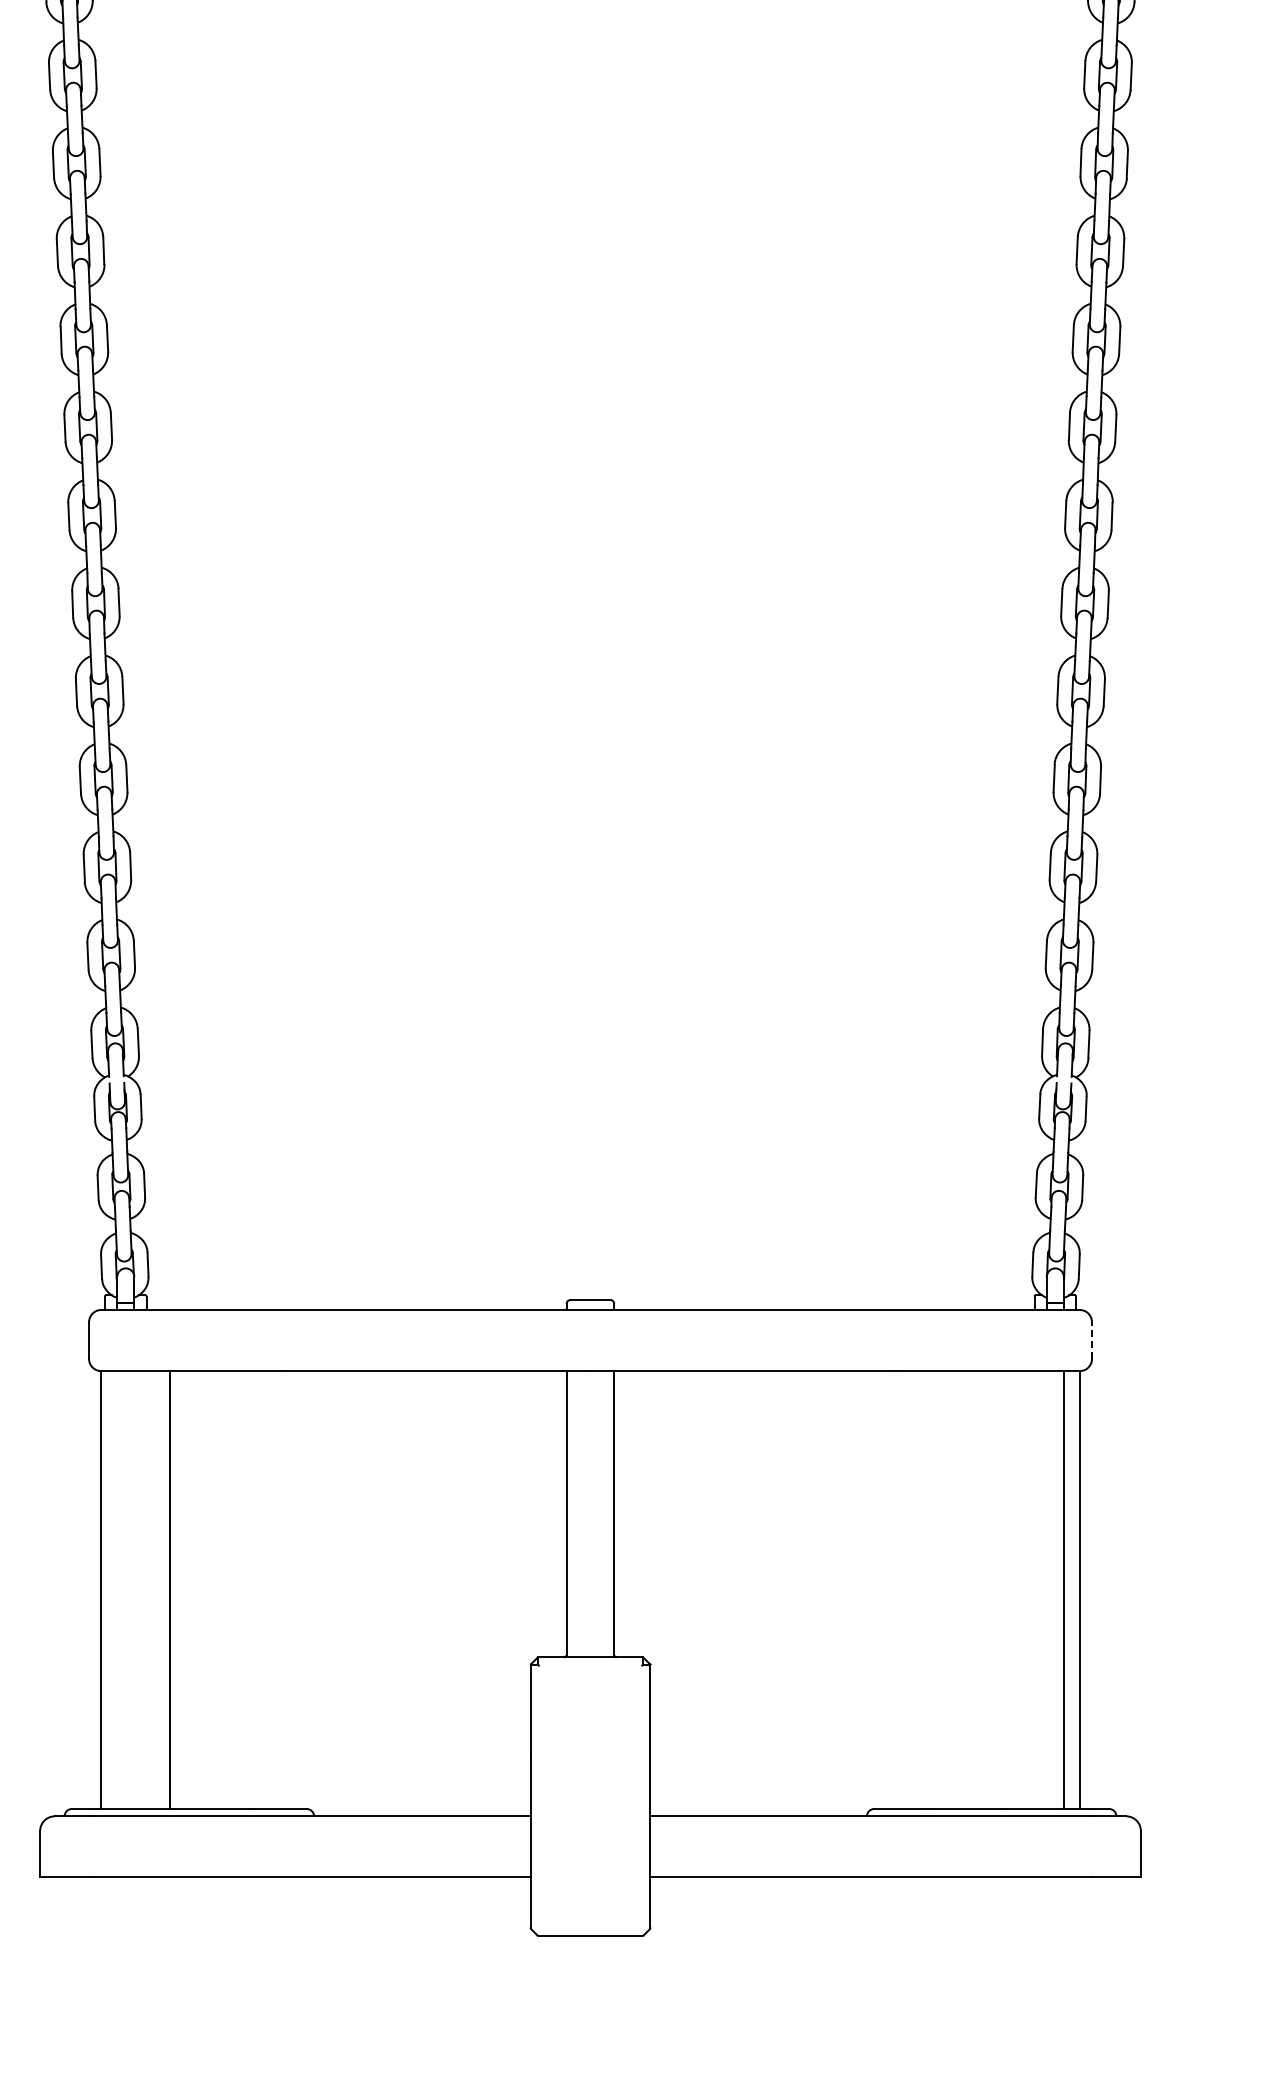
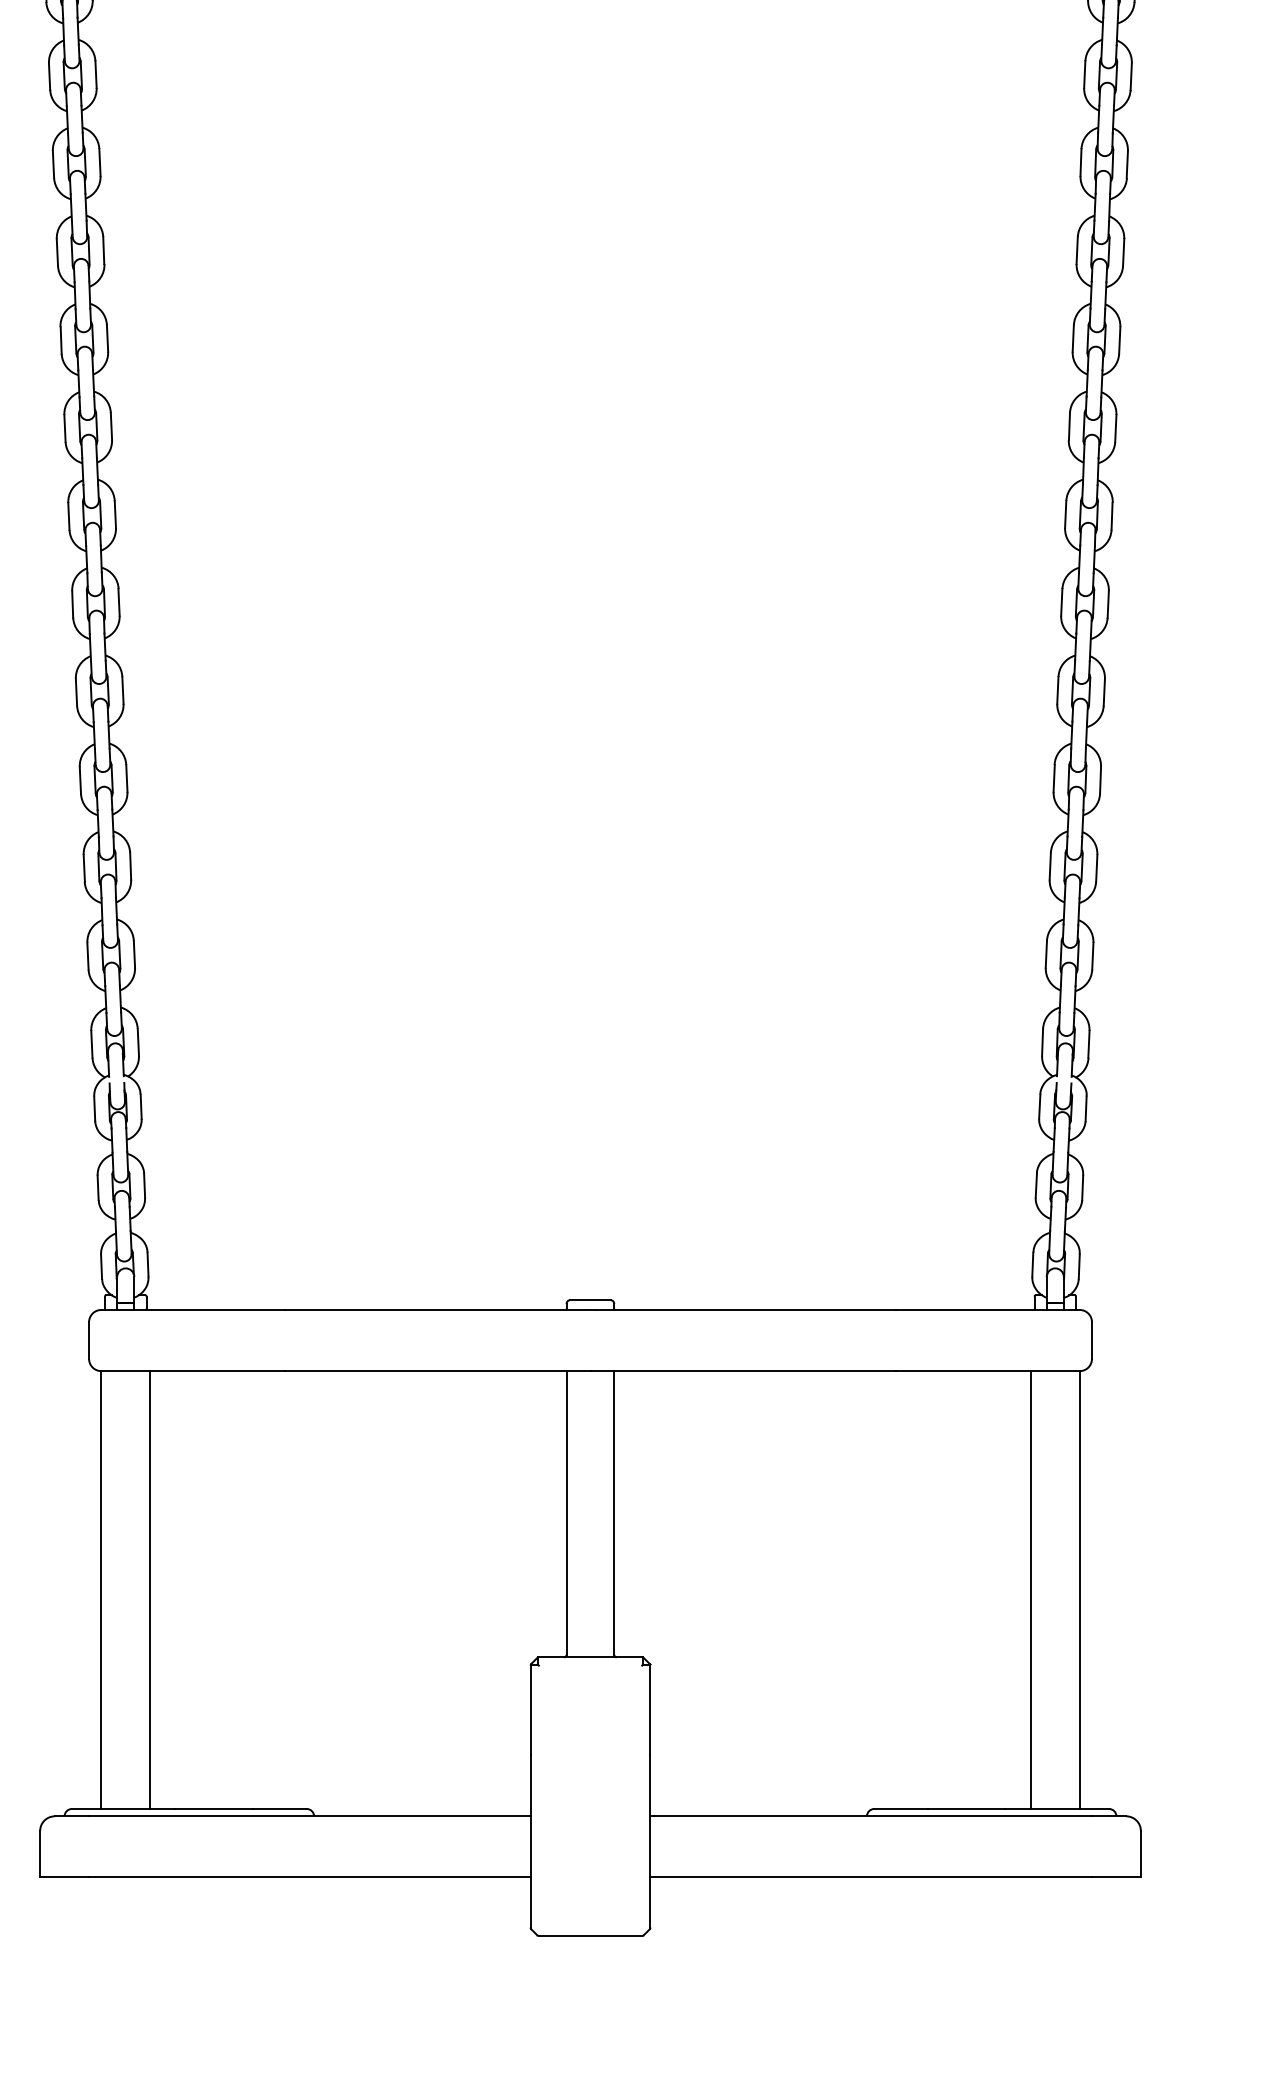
line: dashed -> solid (1091, 1340)
line position: (170, 1589) -> (150, 1589) (150, 1589)
line position: (1063, 1589) -> (1030, 1589) (1030, 1589)
